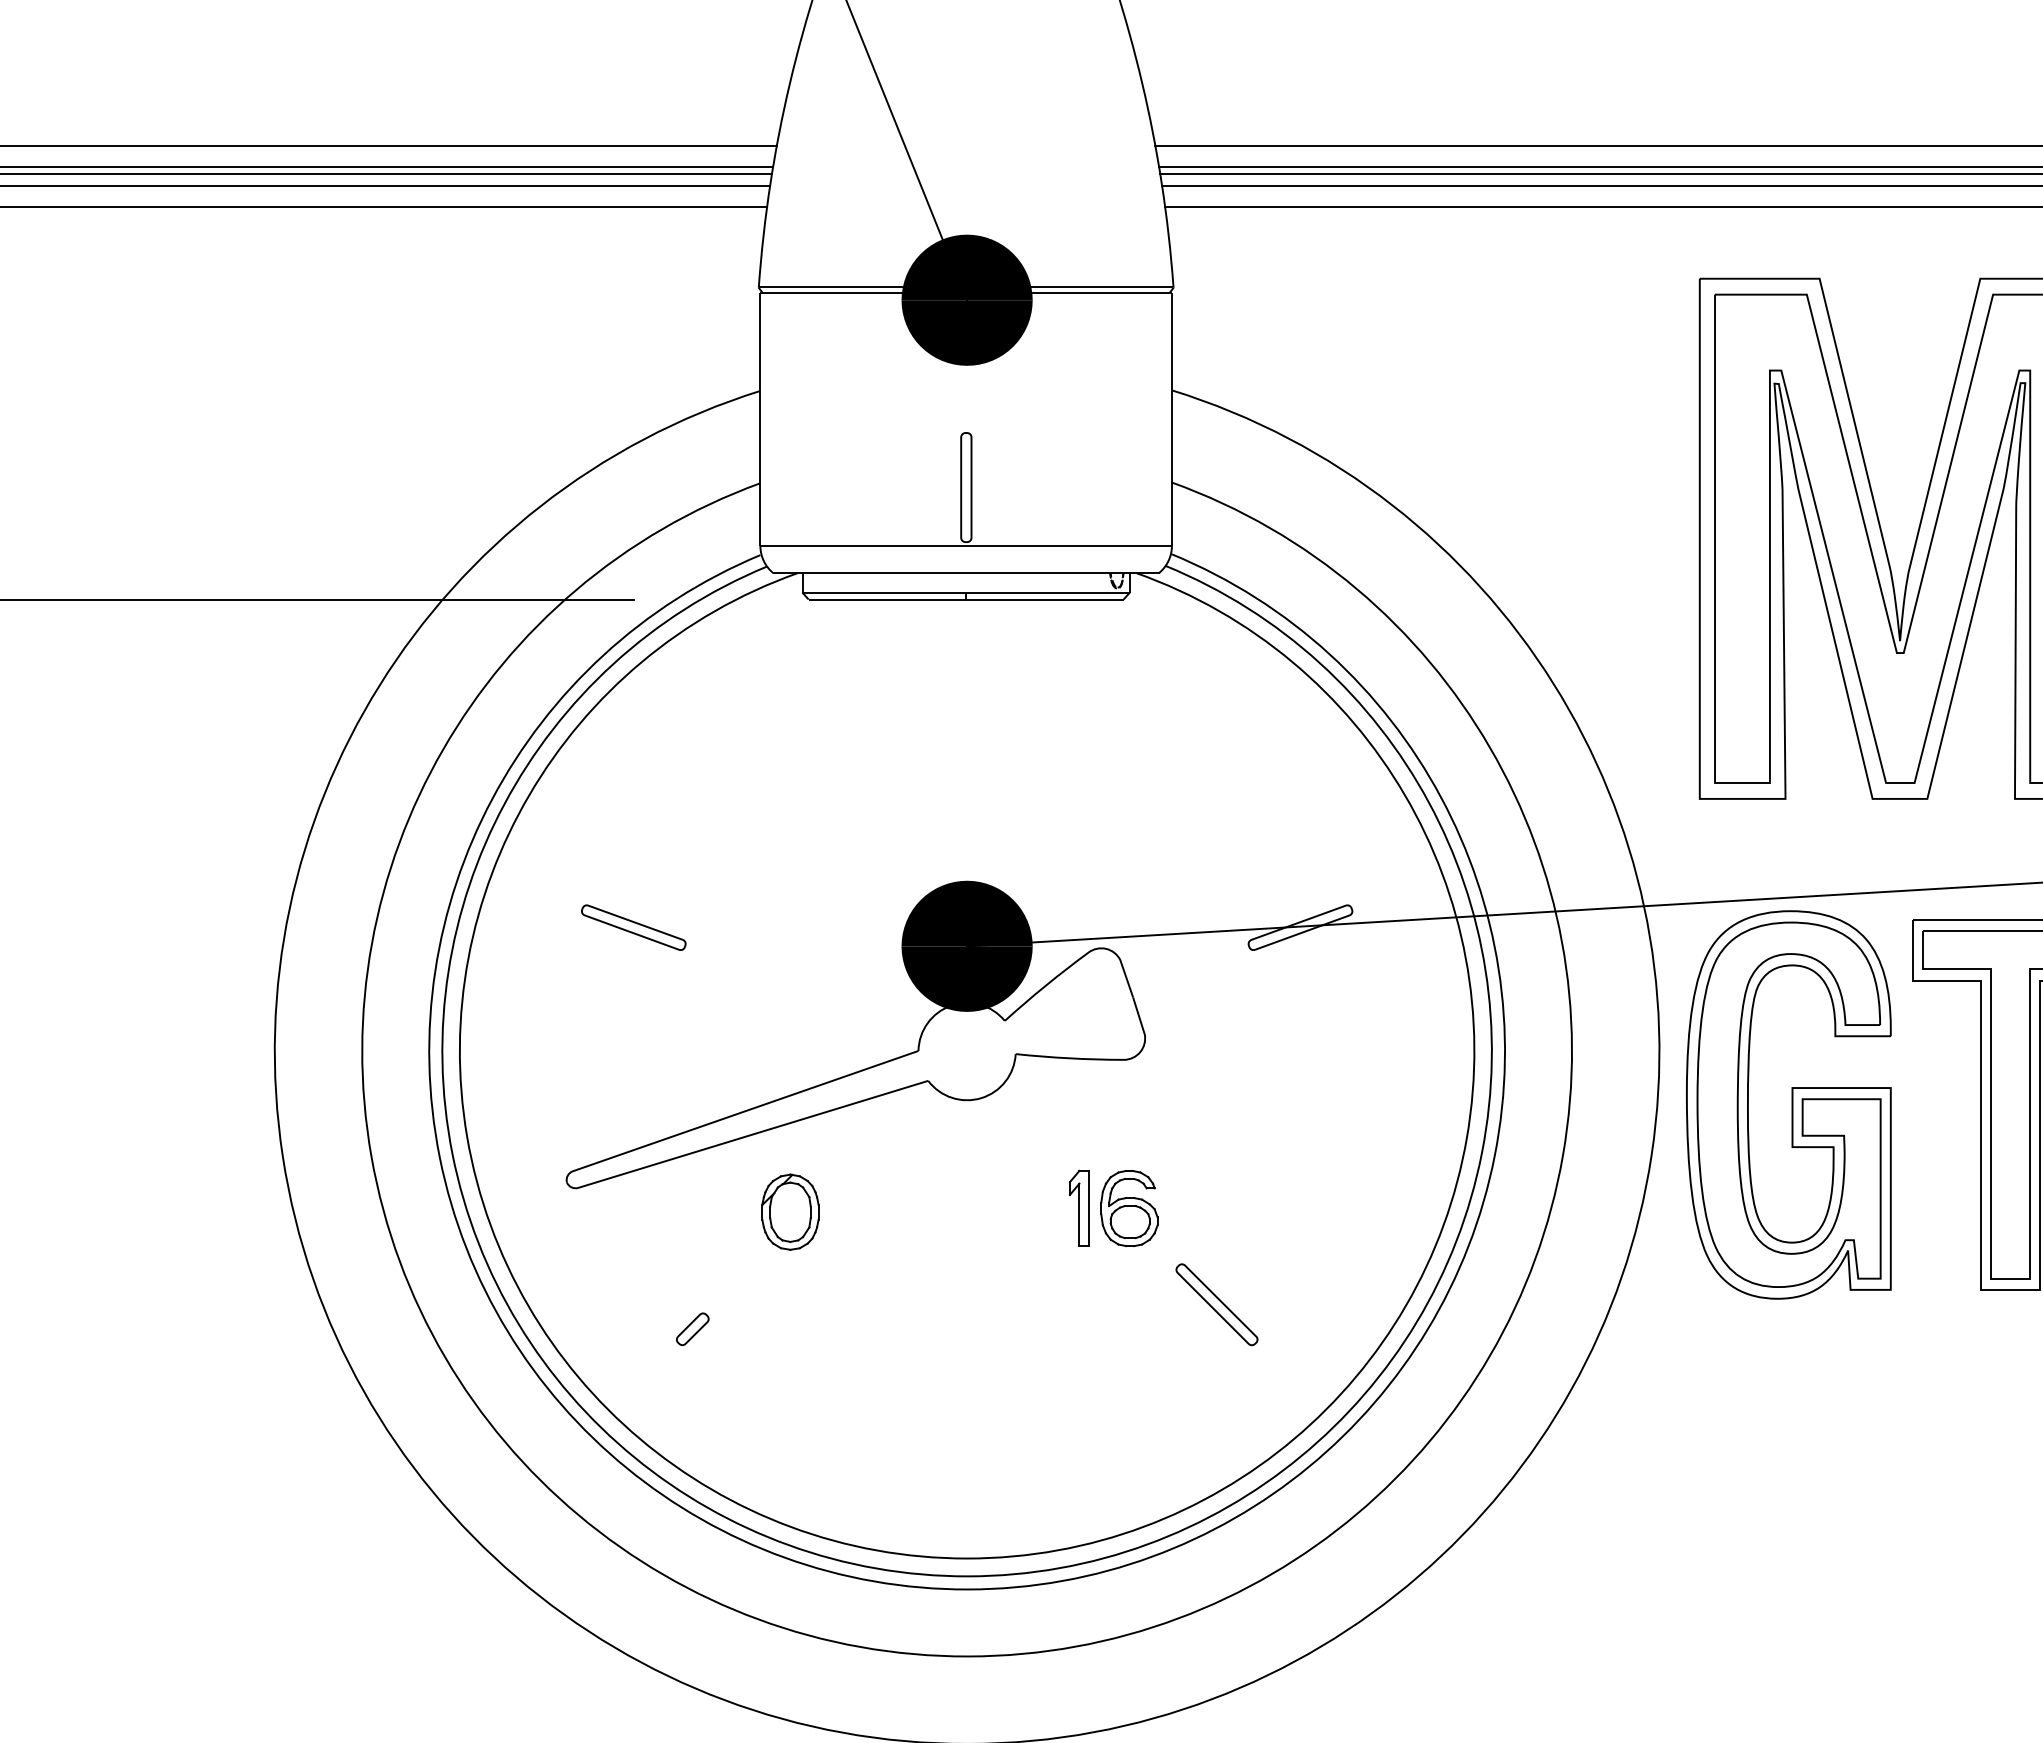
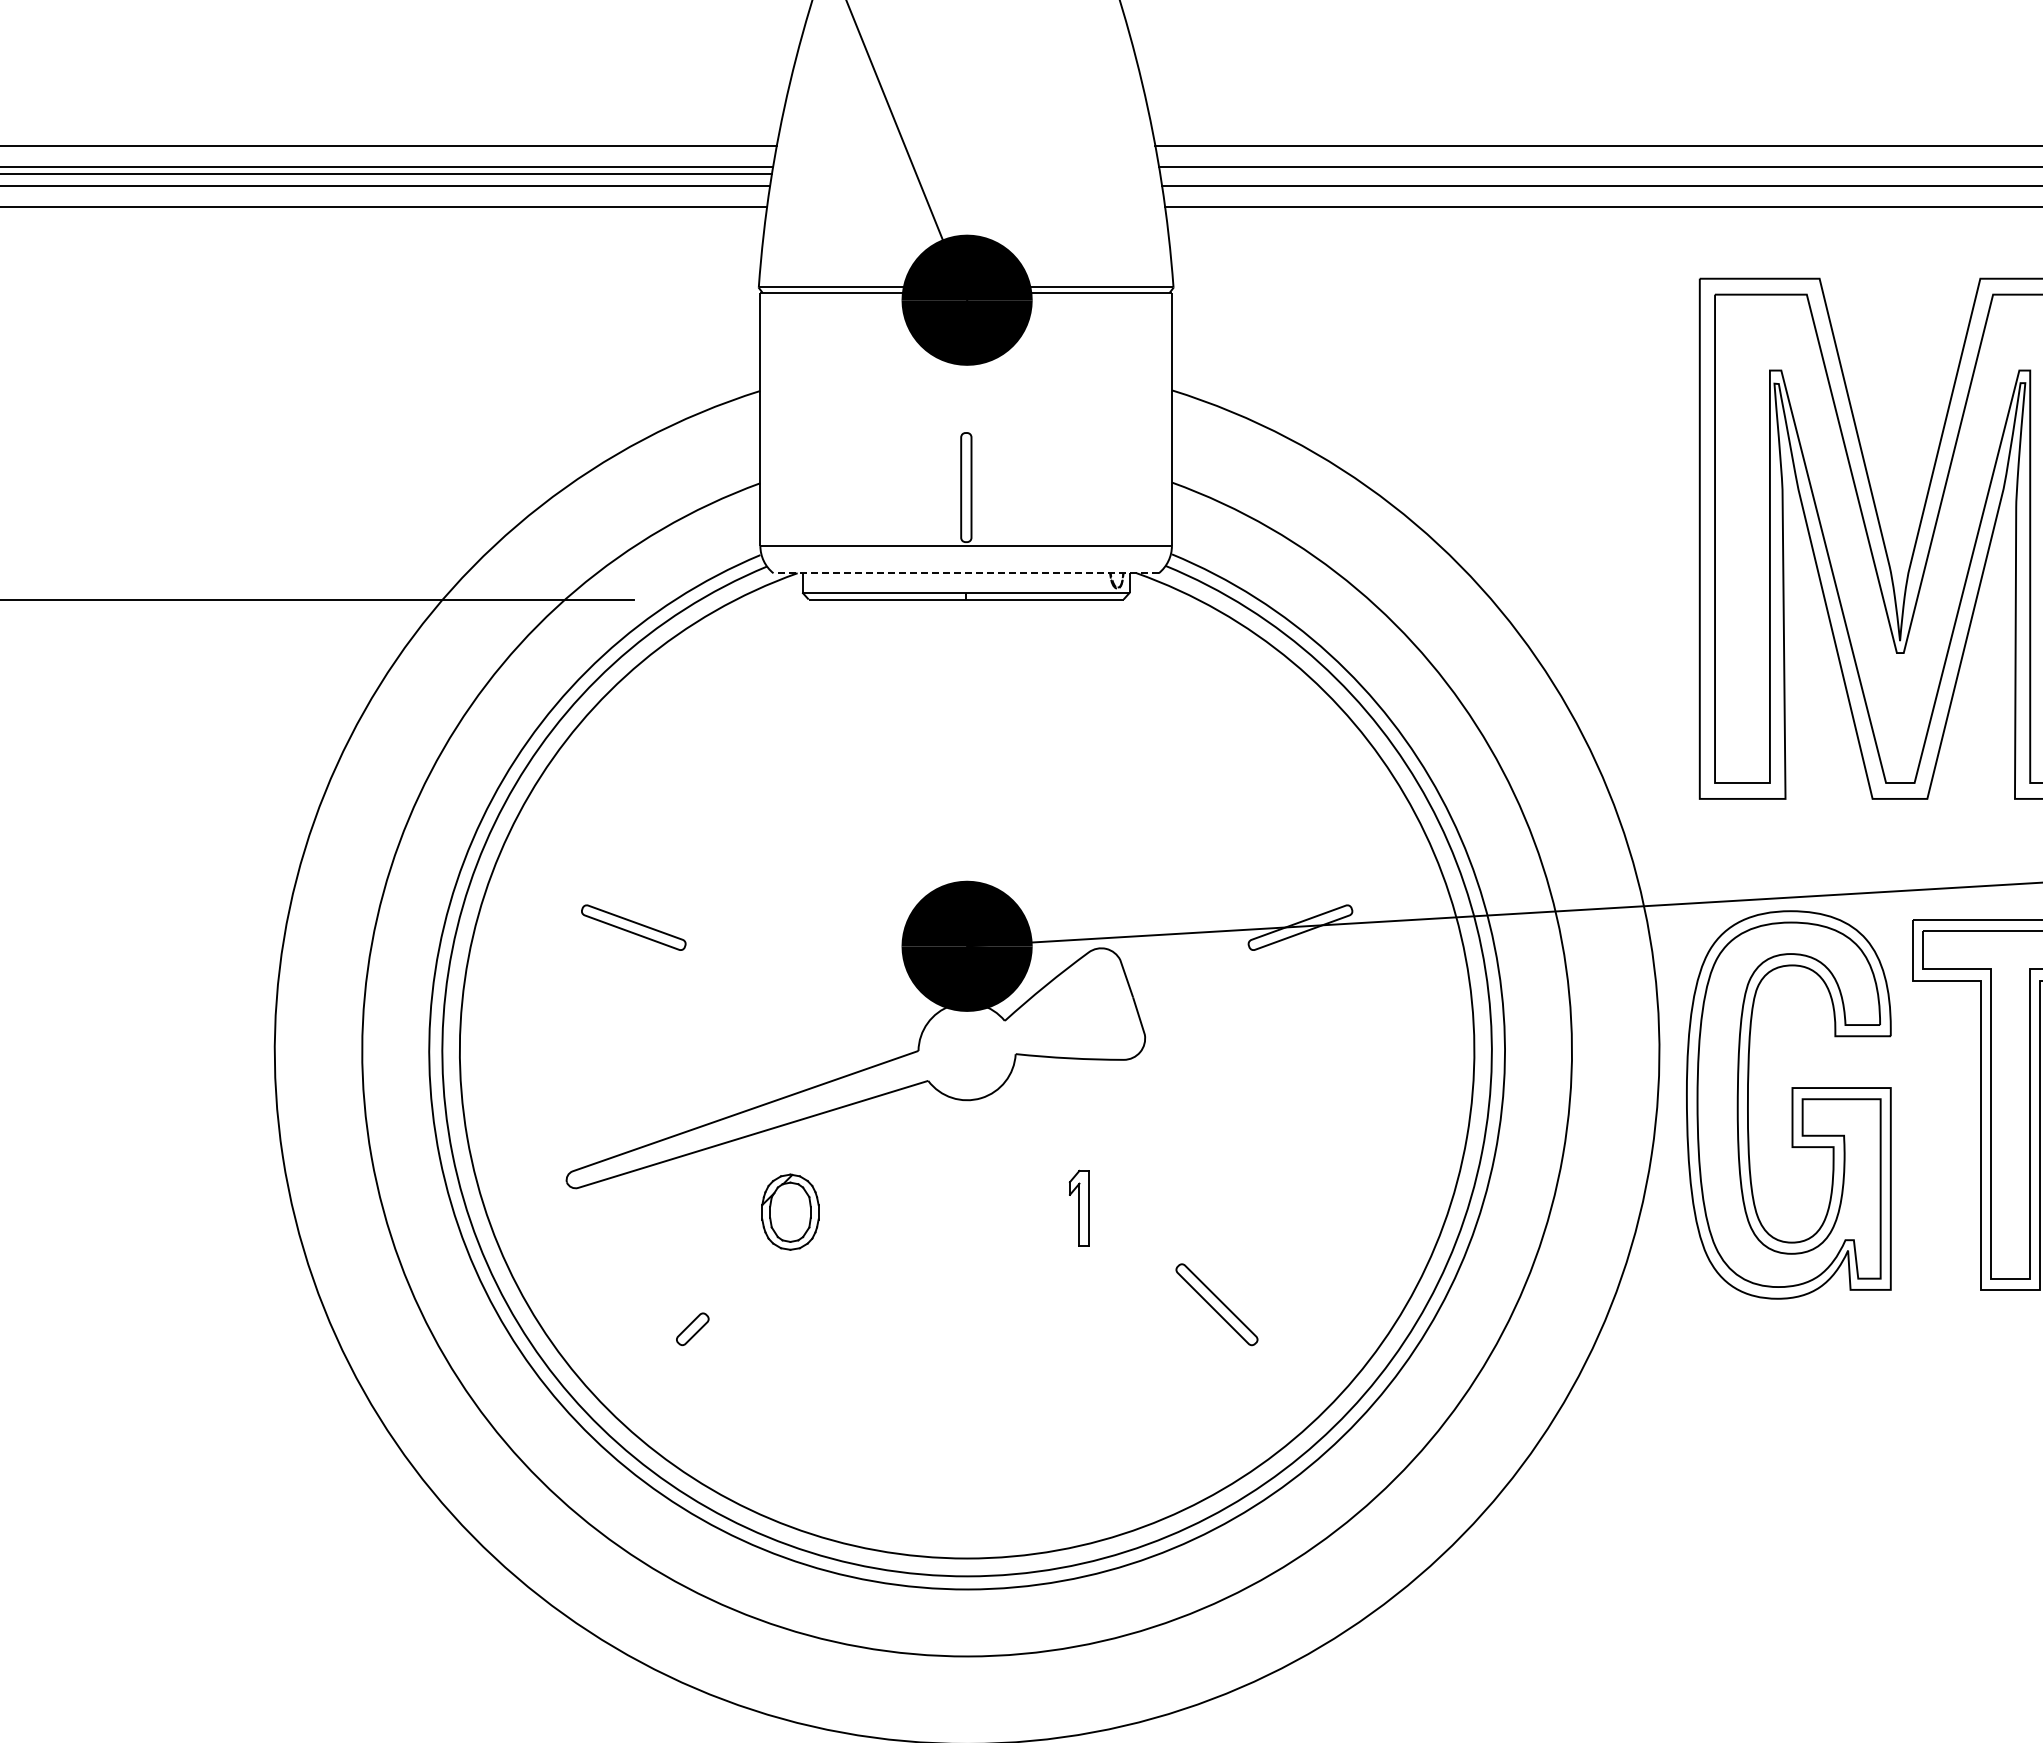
line: present -> none (1599, 173)
line: solid -> dashed (966, 573)
part: present -> none (1129, 1208)
